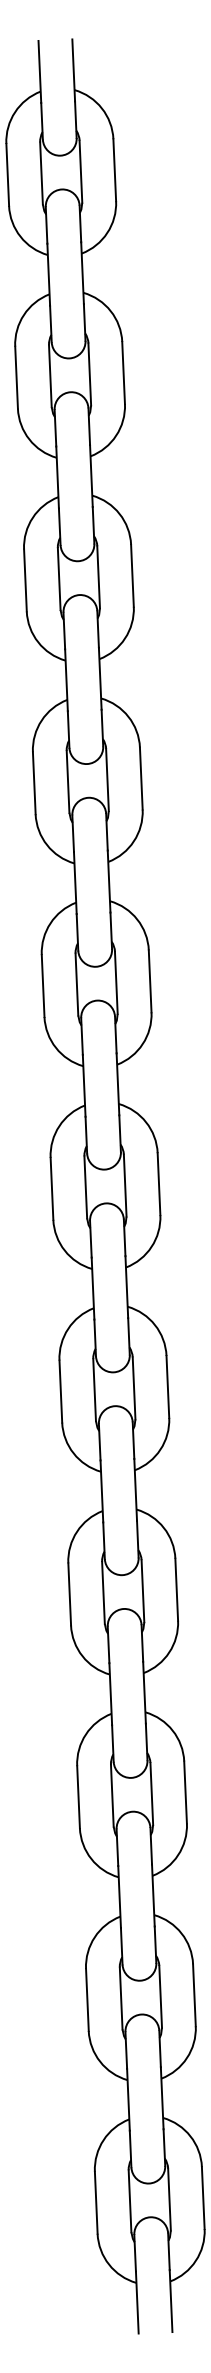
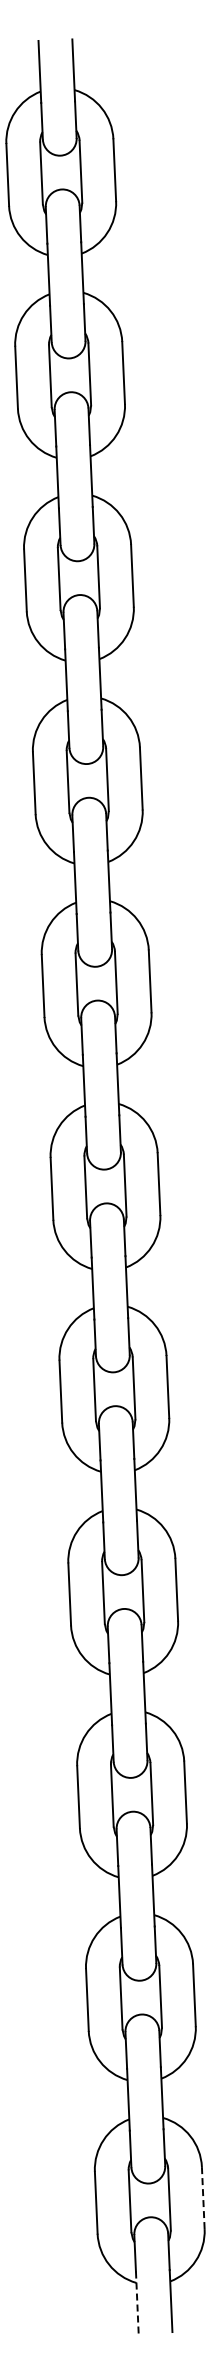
line: solid -> dashed (203, 2197)
line: solid -> dashed (137, 2303)
